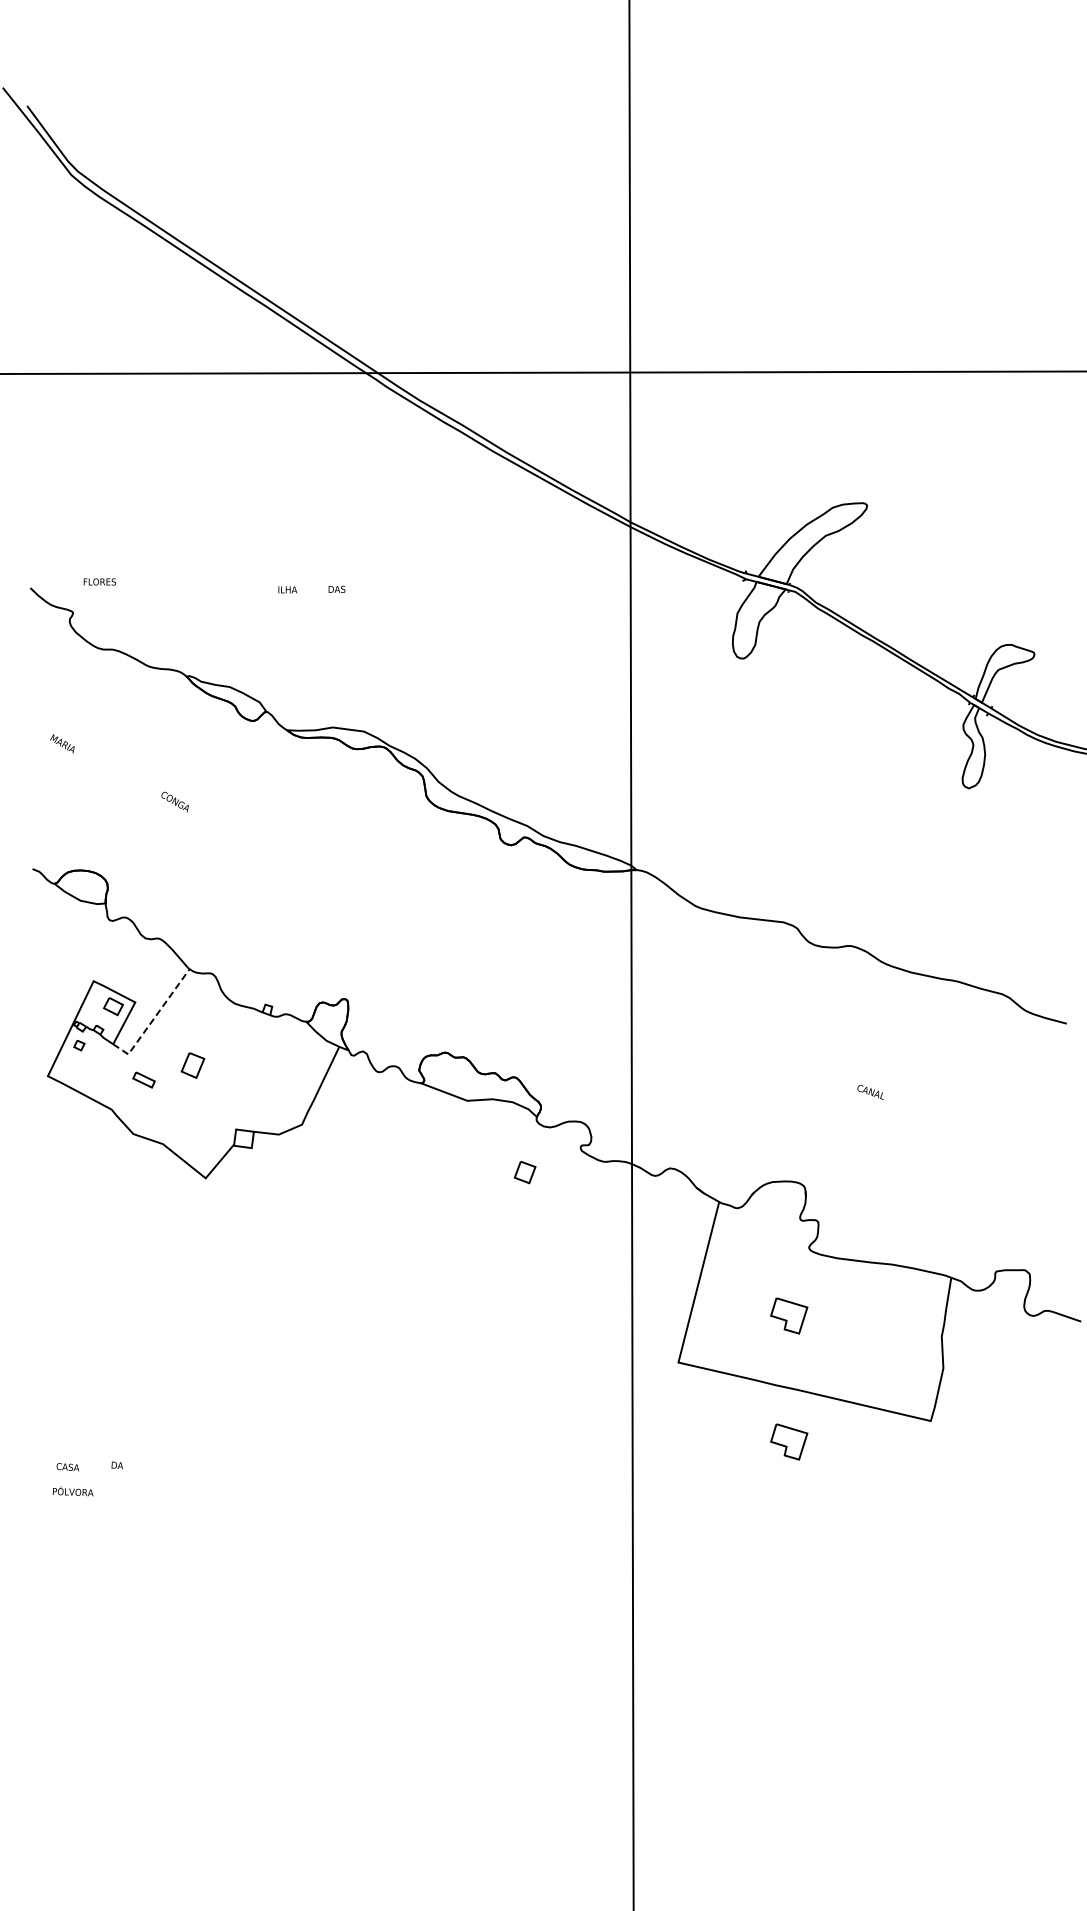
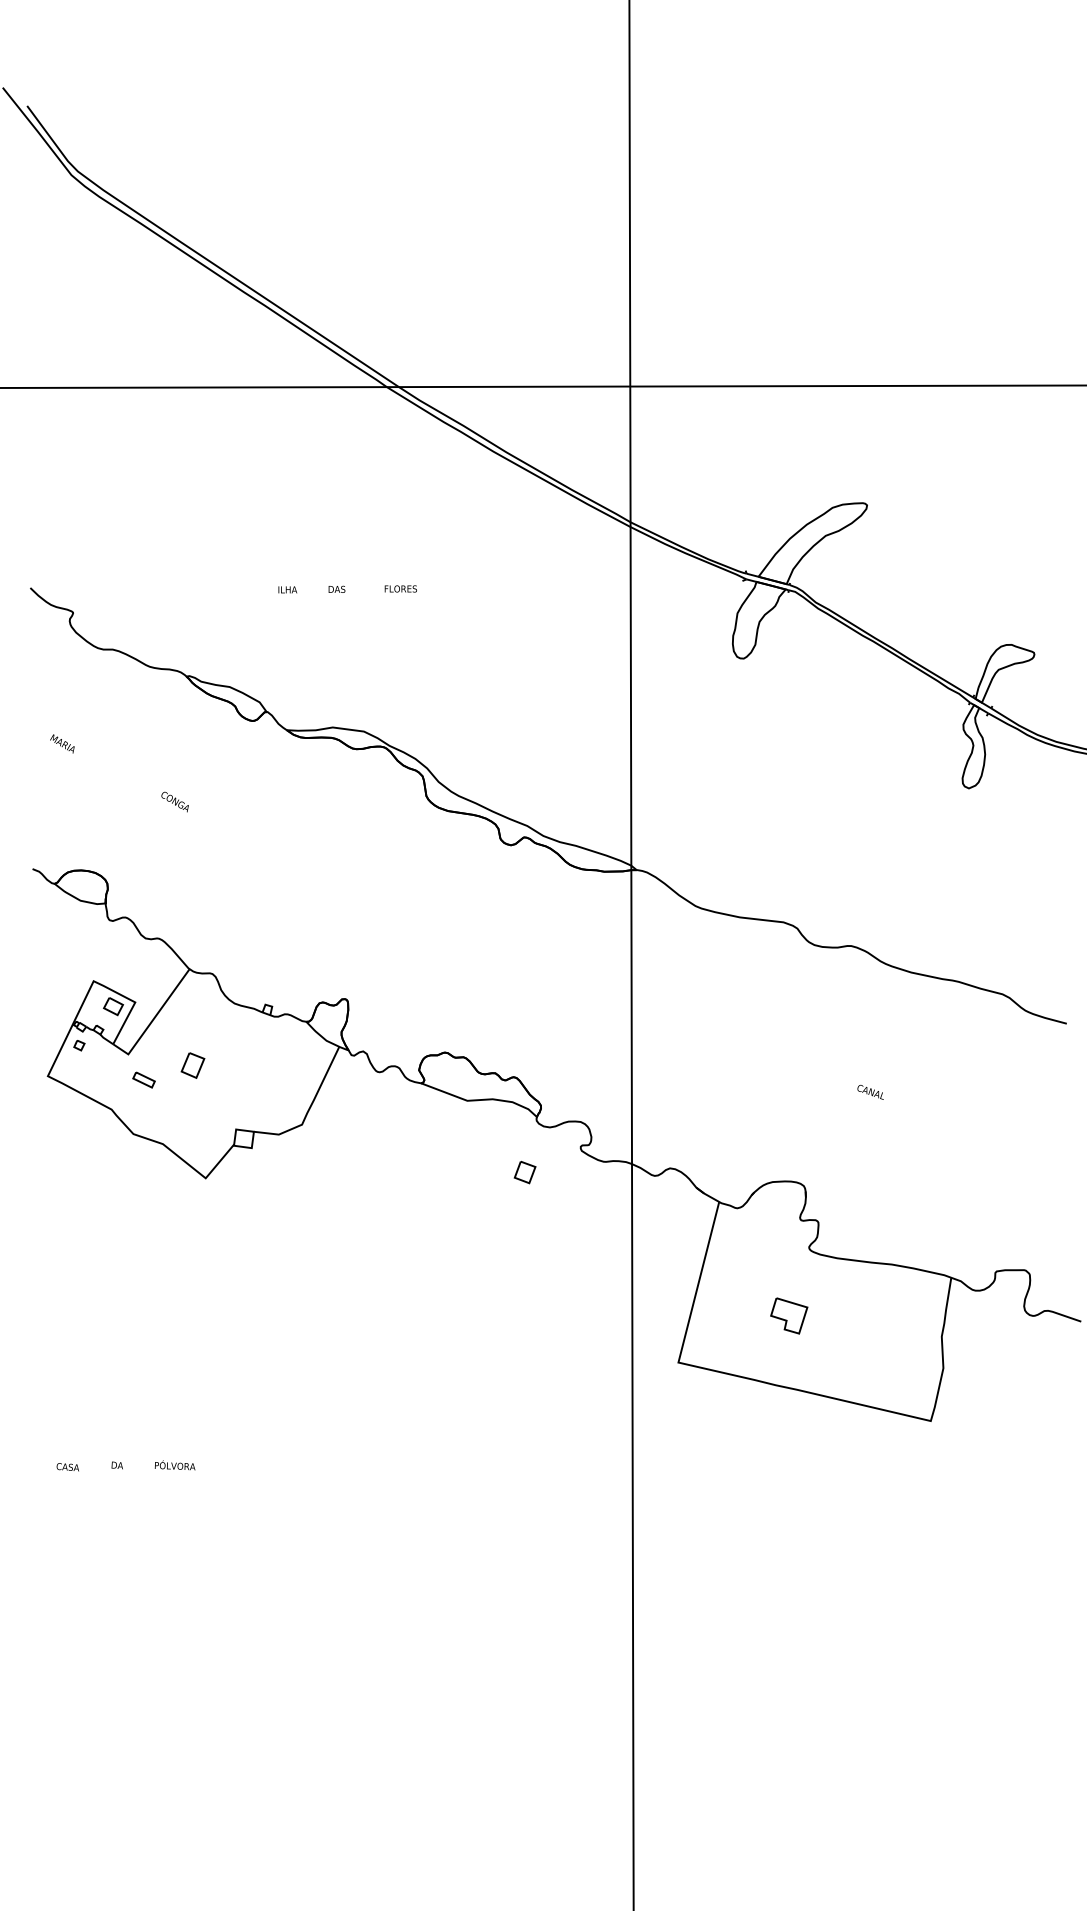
line position: (542, 372) -> (542, 386) (542, 386)
text position: (99, 581) -> (400, 588) (400, 588)
line: dashed -> solid (153, 1018)
part: present -> none (789, 1441)
text position: (72, 1491) -> (174, 1465) (174, 1465)
